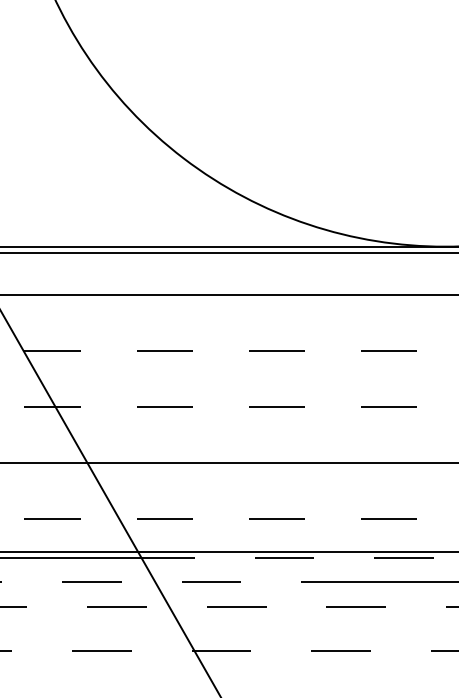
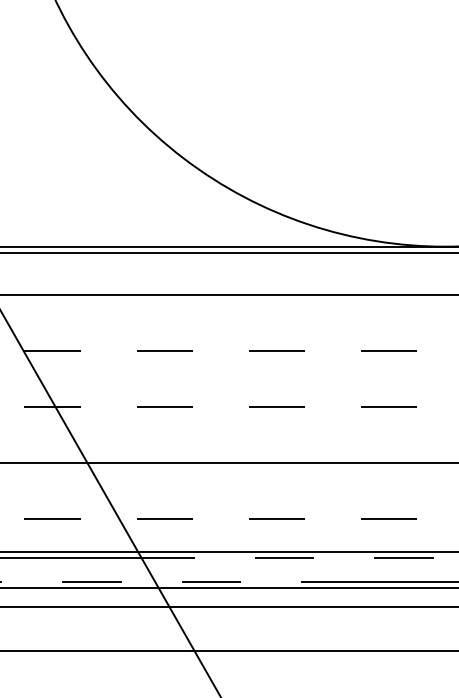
line: none -> present (228, 587)
line: dashed -> solid (229, 607)
line: dashed -> solid (229, 651)
